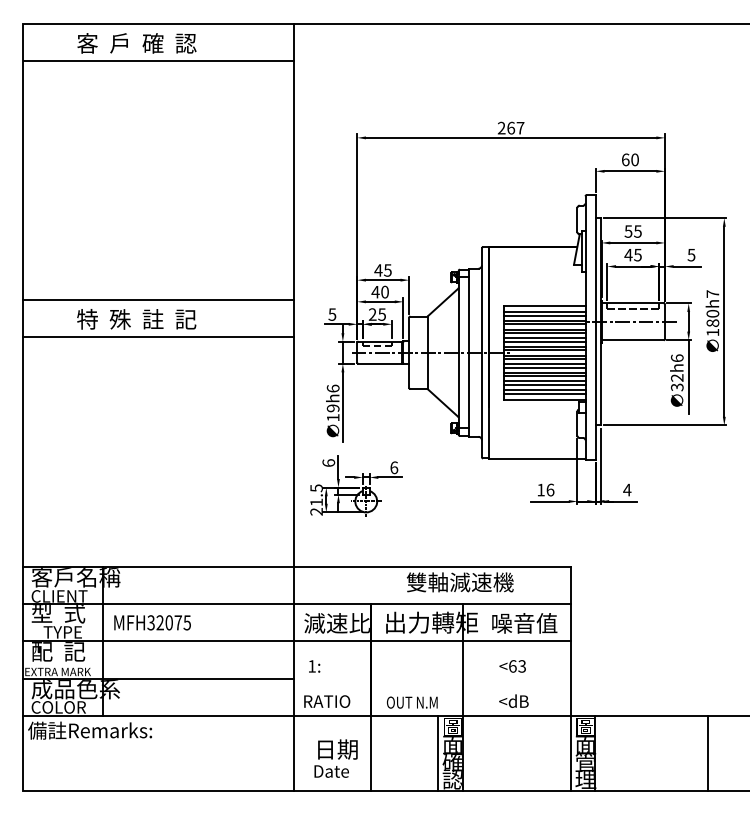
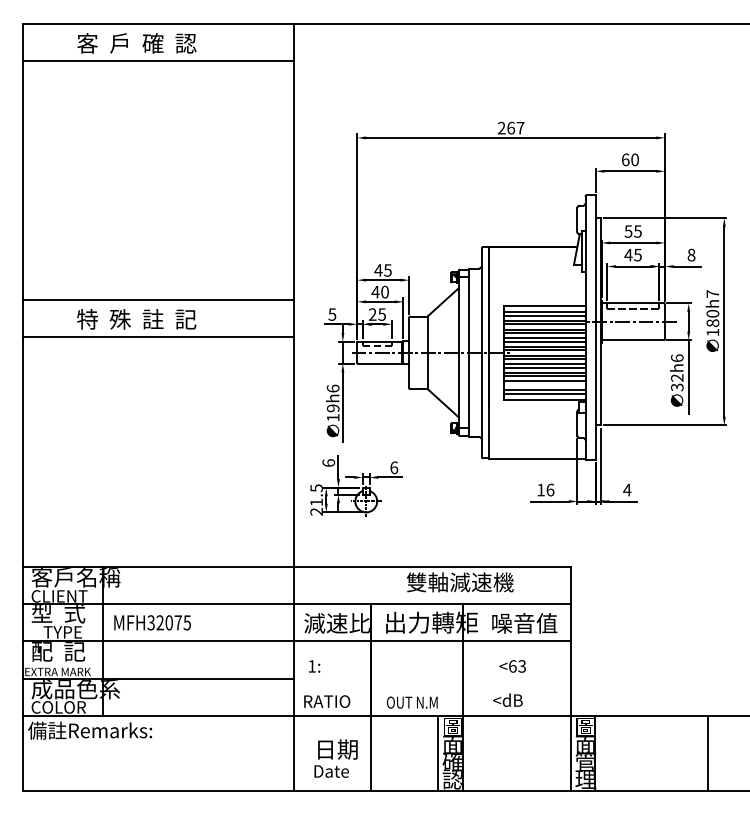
text: 5 -> 8 (691, 254)
line: present -> none (544, 384)
text position: (513, 700) -> (507, 699) (507, 699)
